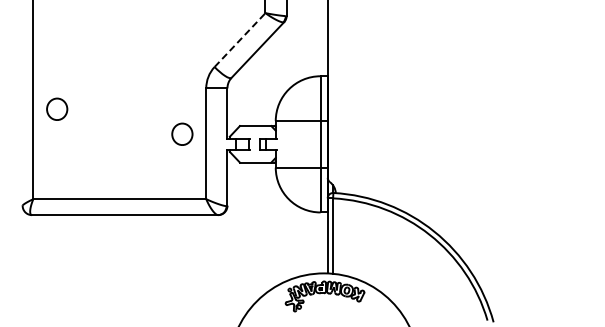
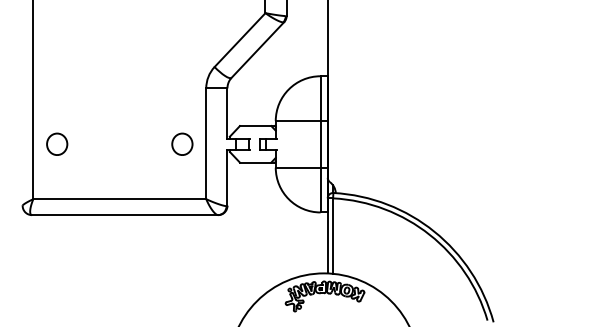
line: dashed -> solid (240, 39)
part position: (57, 108) -> (57, 143) (57, 143)
part position: (182, 133) -> (182, 143) (182, 143)
